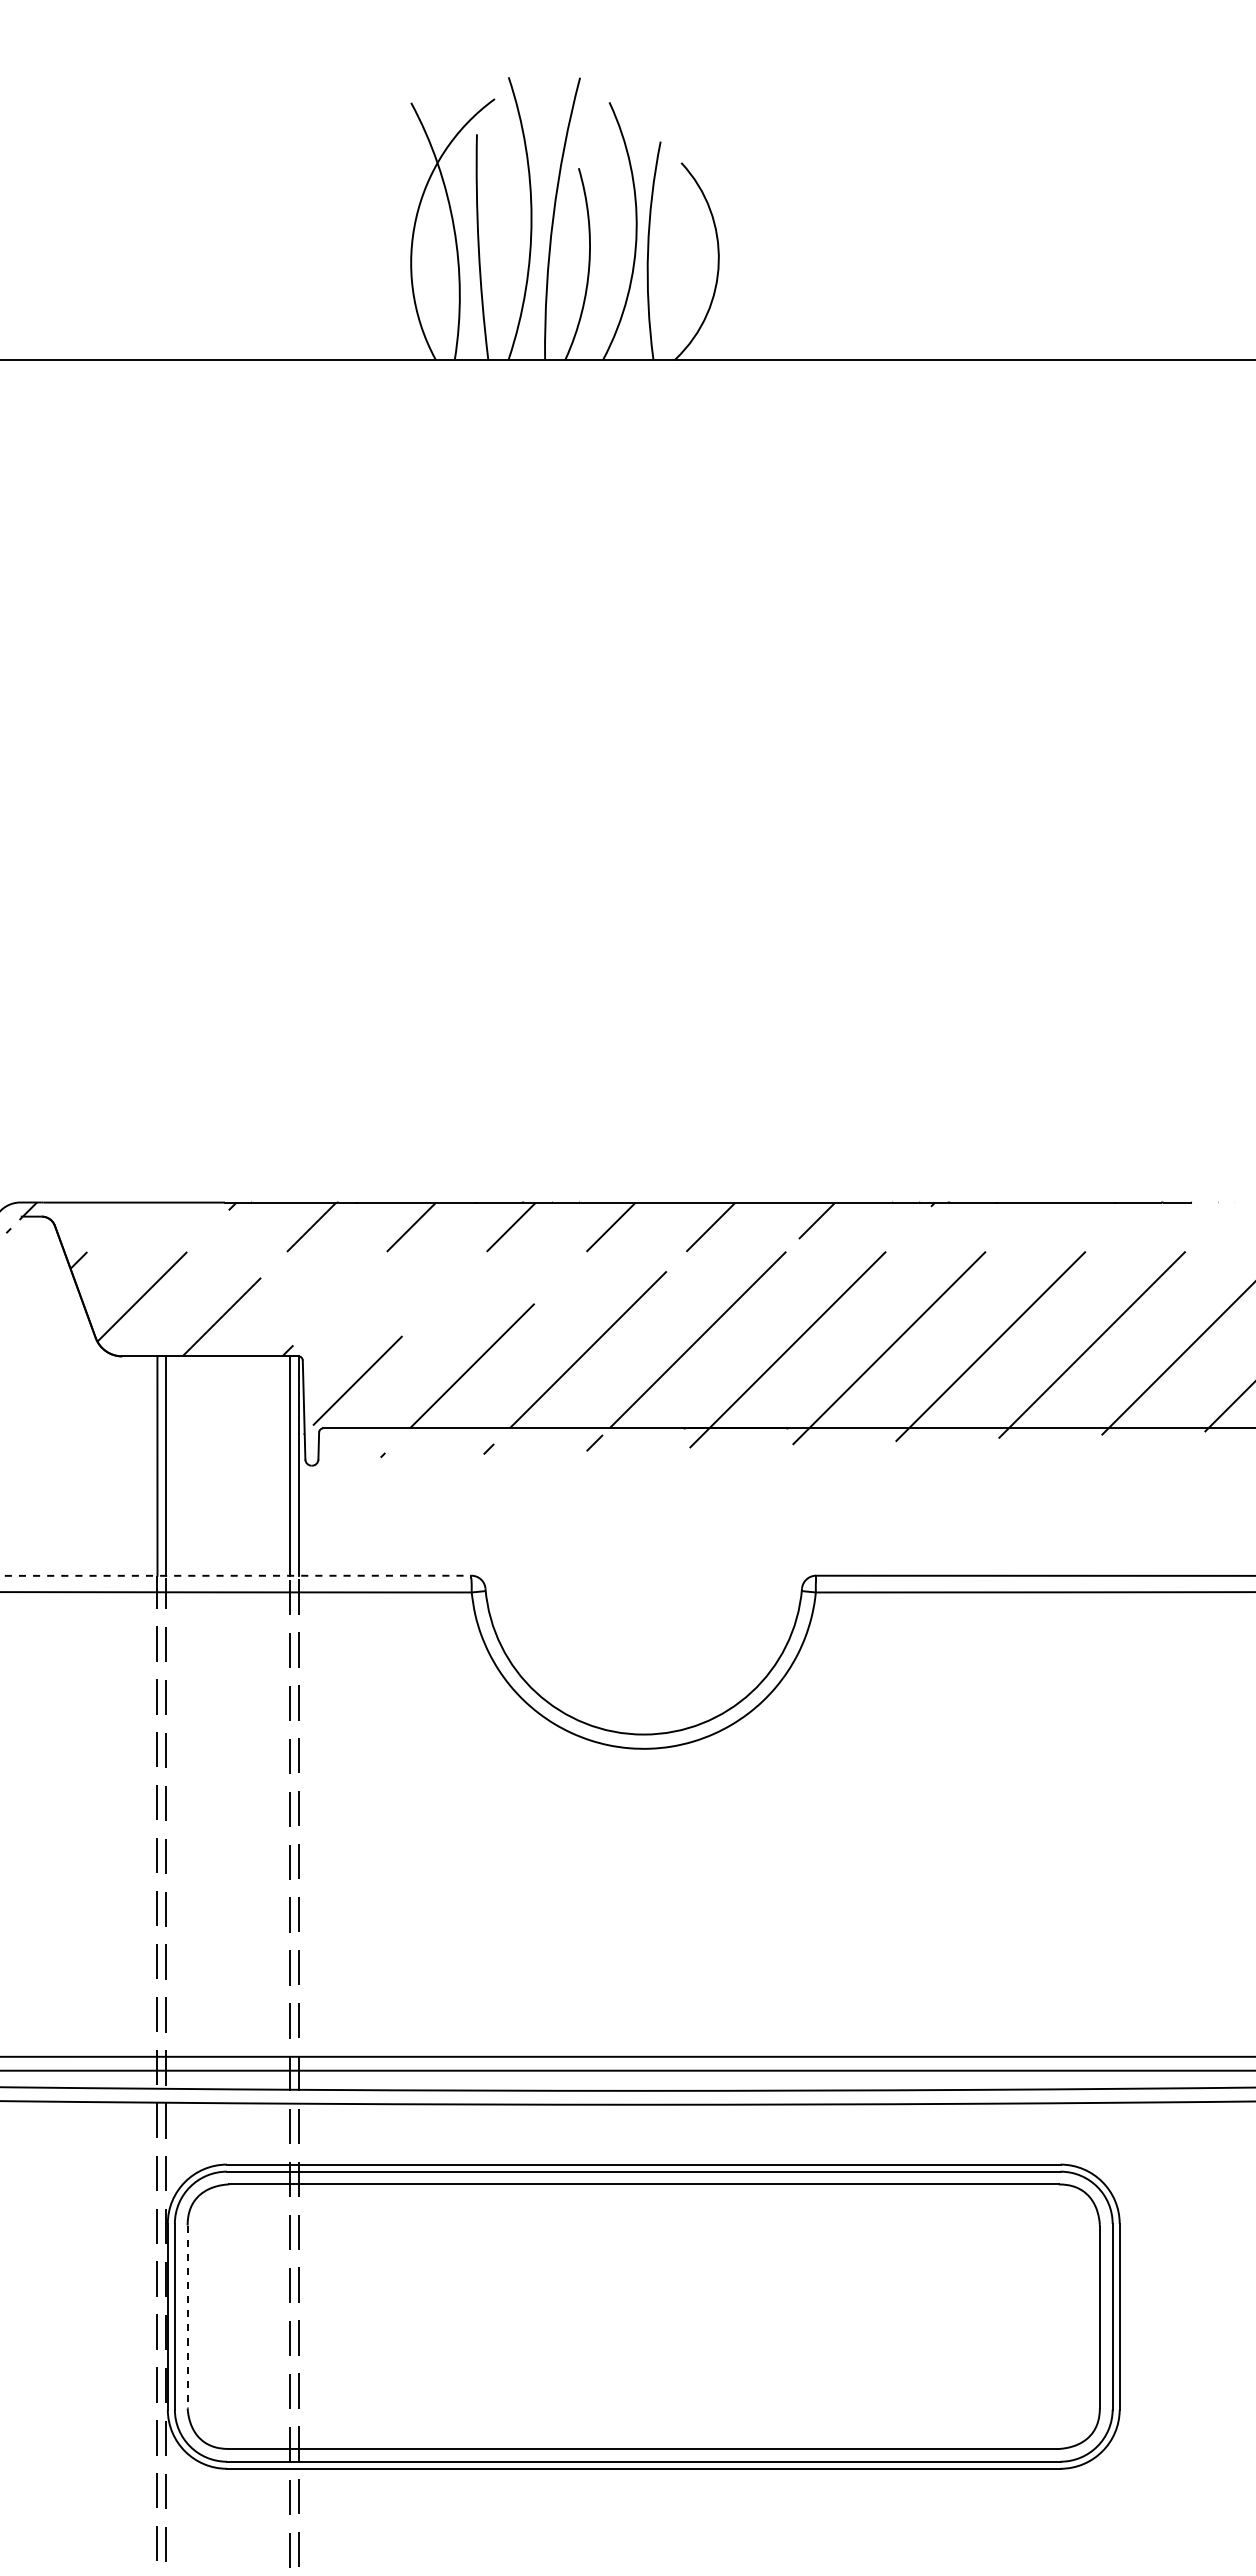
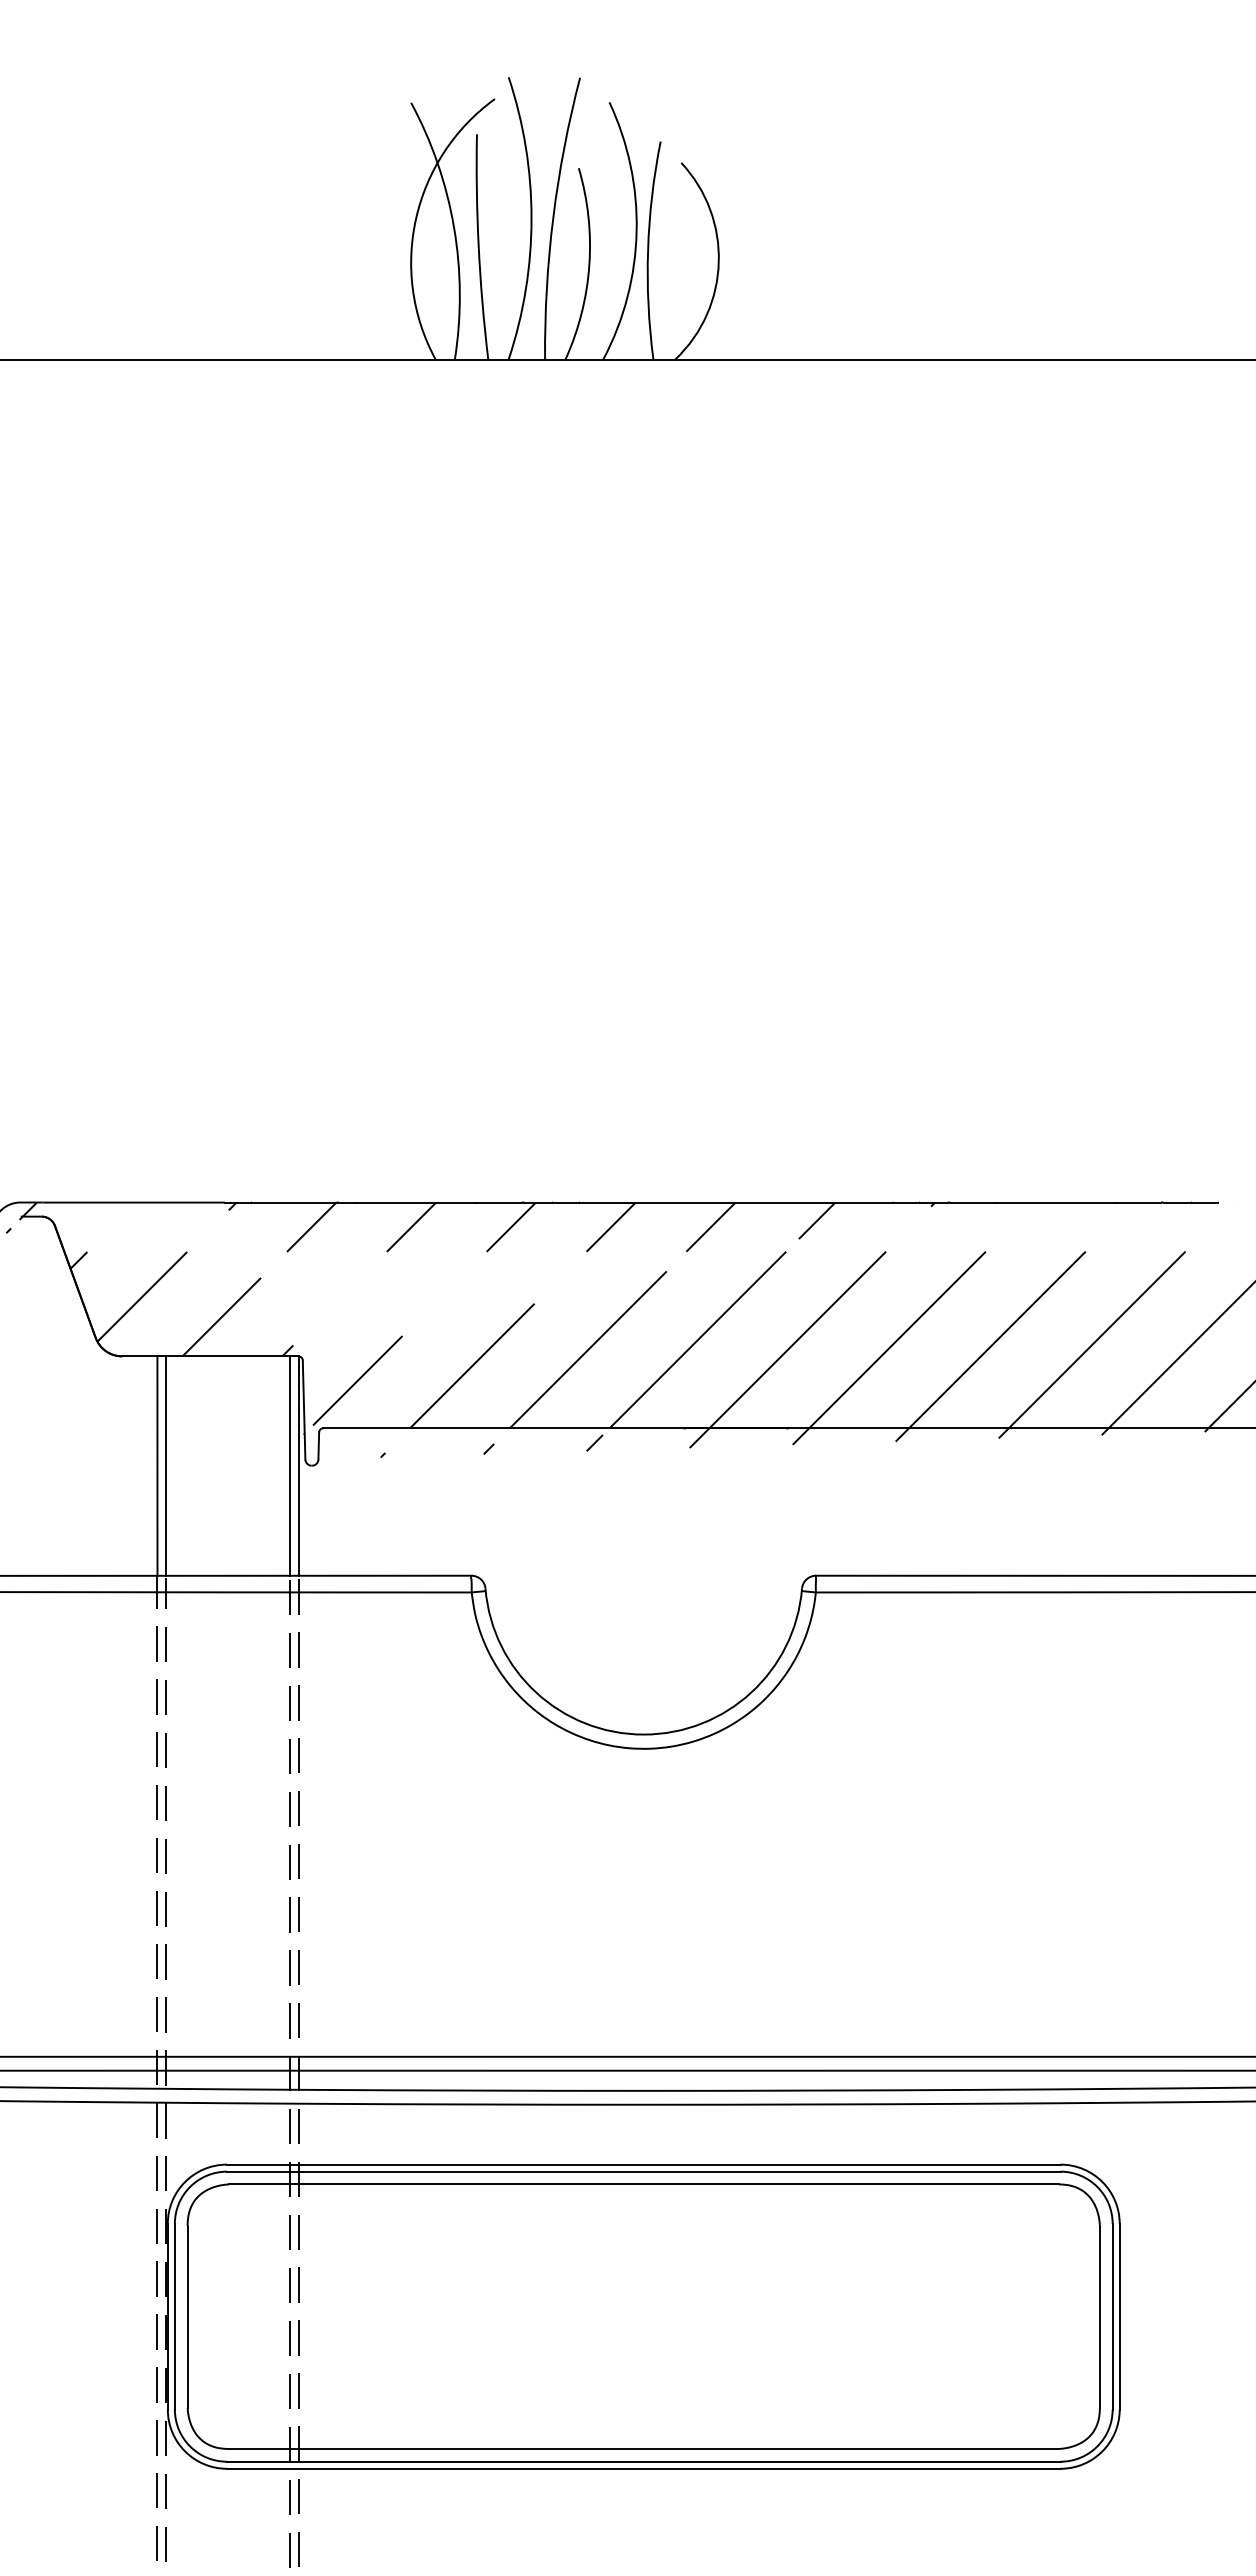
line: none -> present (1205, 1202)
line: dashed -> solid (236, 1575)
line: dashed -> solid (187, 2317)
